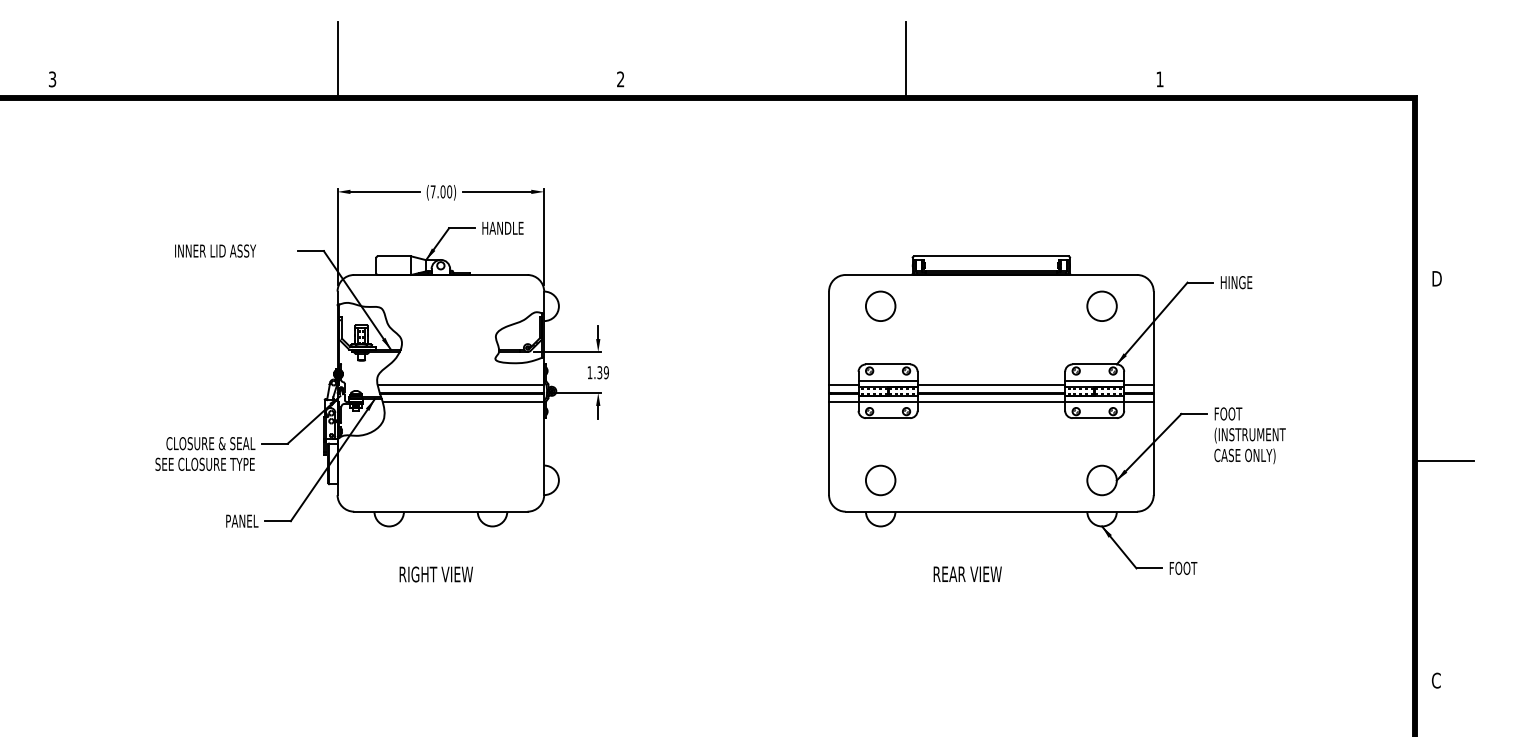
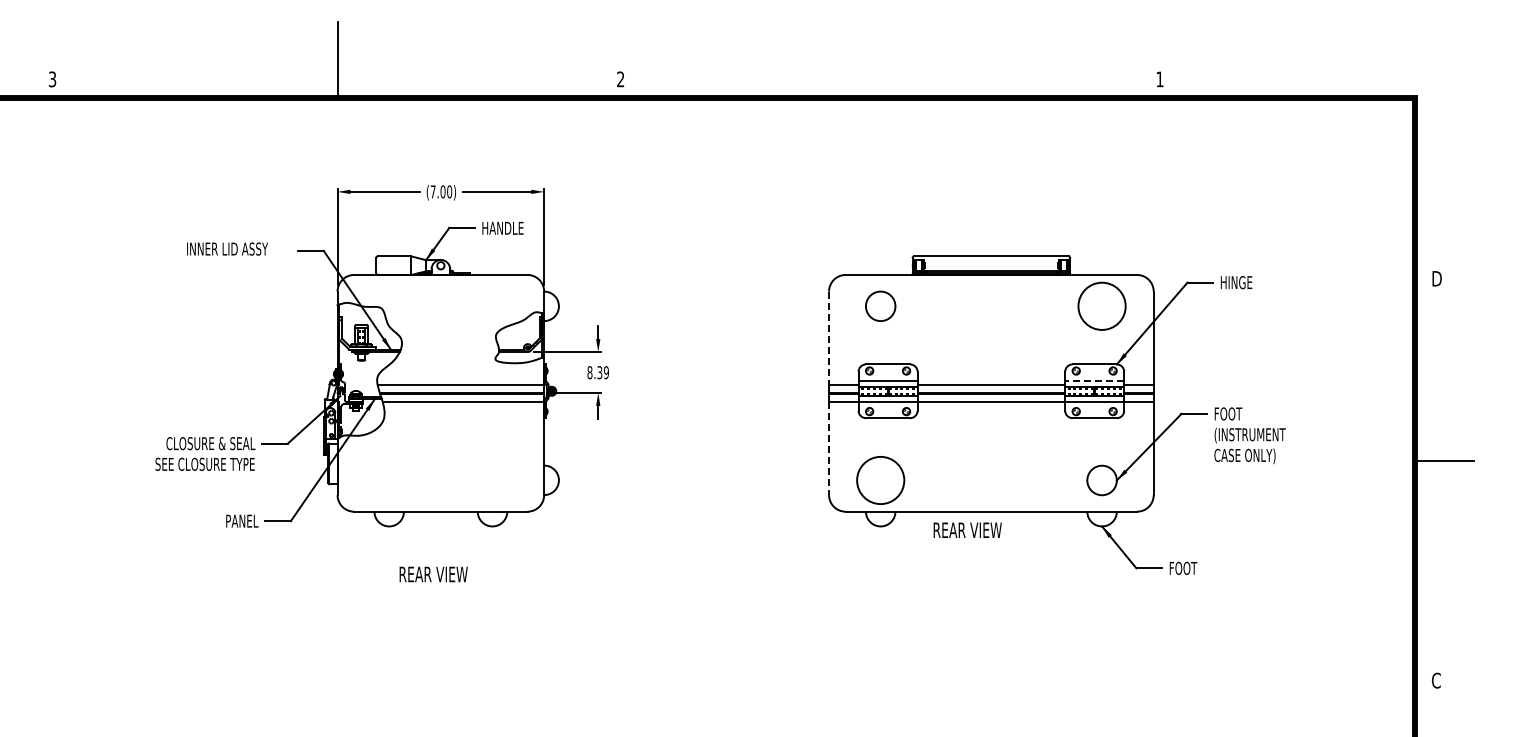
line: present -> none (906, 59)
text position: (215, 250) -> (227, 248) (227, 248)
circle diameter: 30 px -> 47 px (1101, 305)
line: solid -> dashed (829, 338)
text: 1.39 -> 8.39 (589, 372)
line: solid -> dashed (1094, 380)
line: solid -> dashed (829, 448)
circle diameter: 30 px -> 47 px (880, 480)
text position: (967, 573) -> (967, 529) (967, 529)
text: RIGHT VIEW -> REAR VIEW (440, 574)
